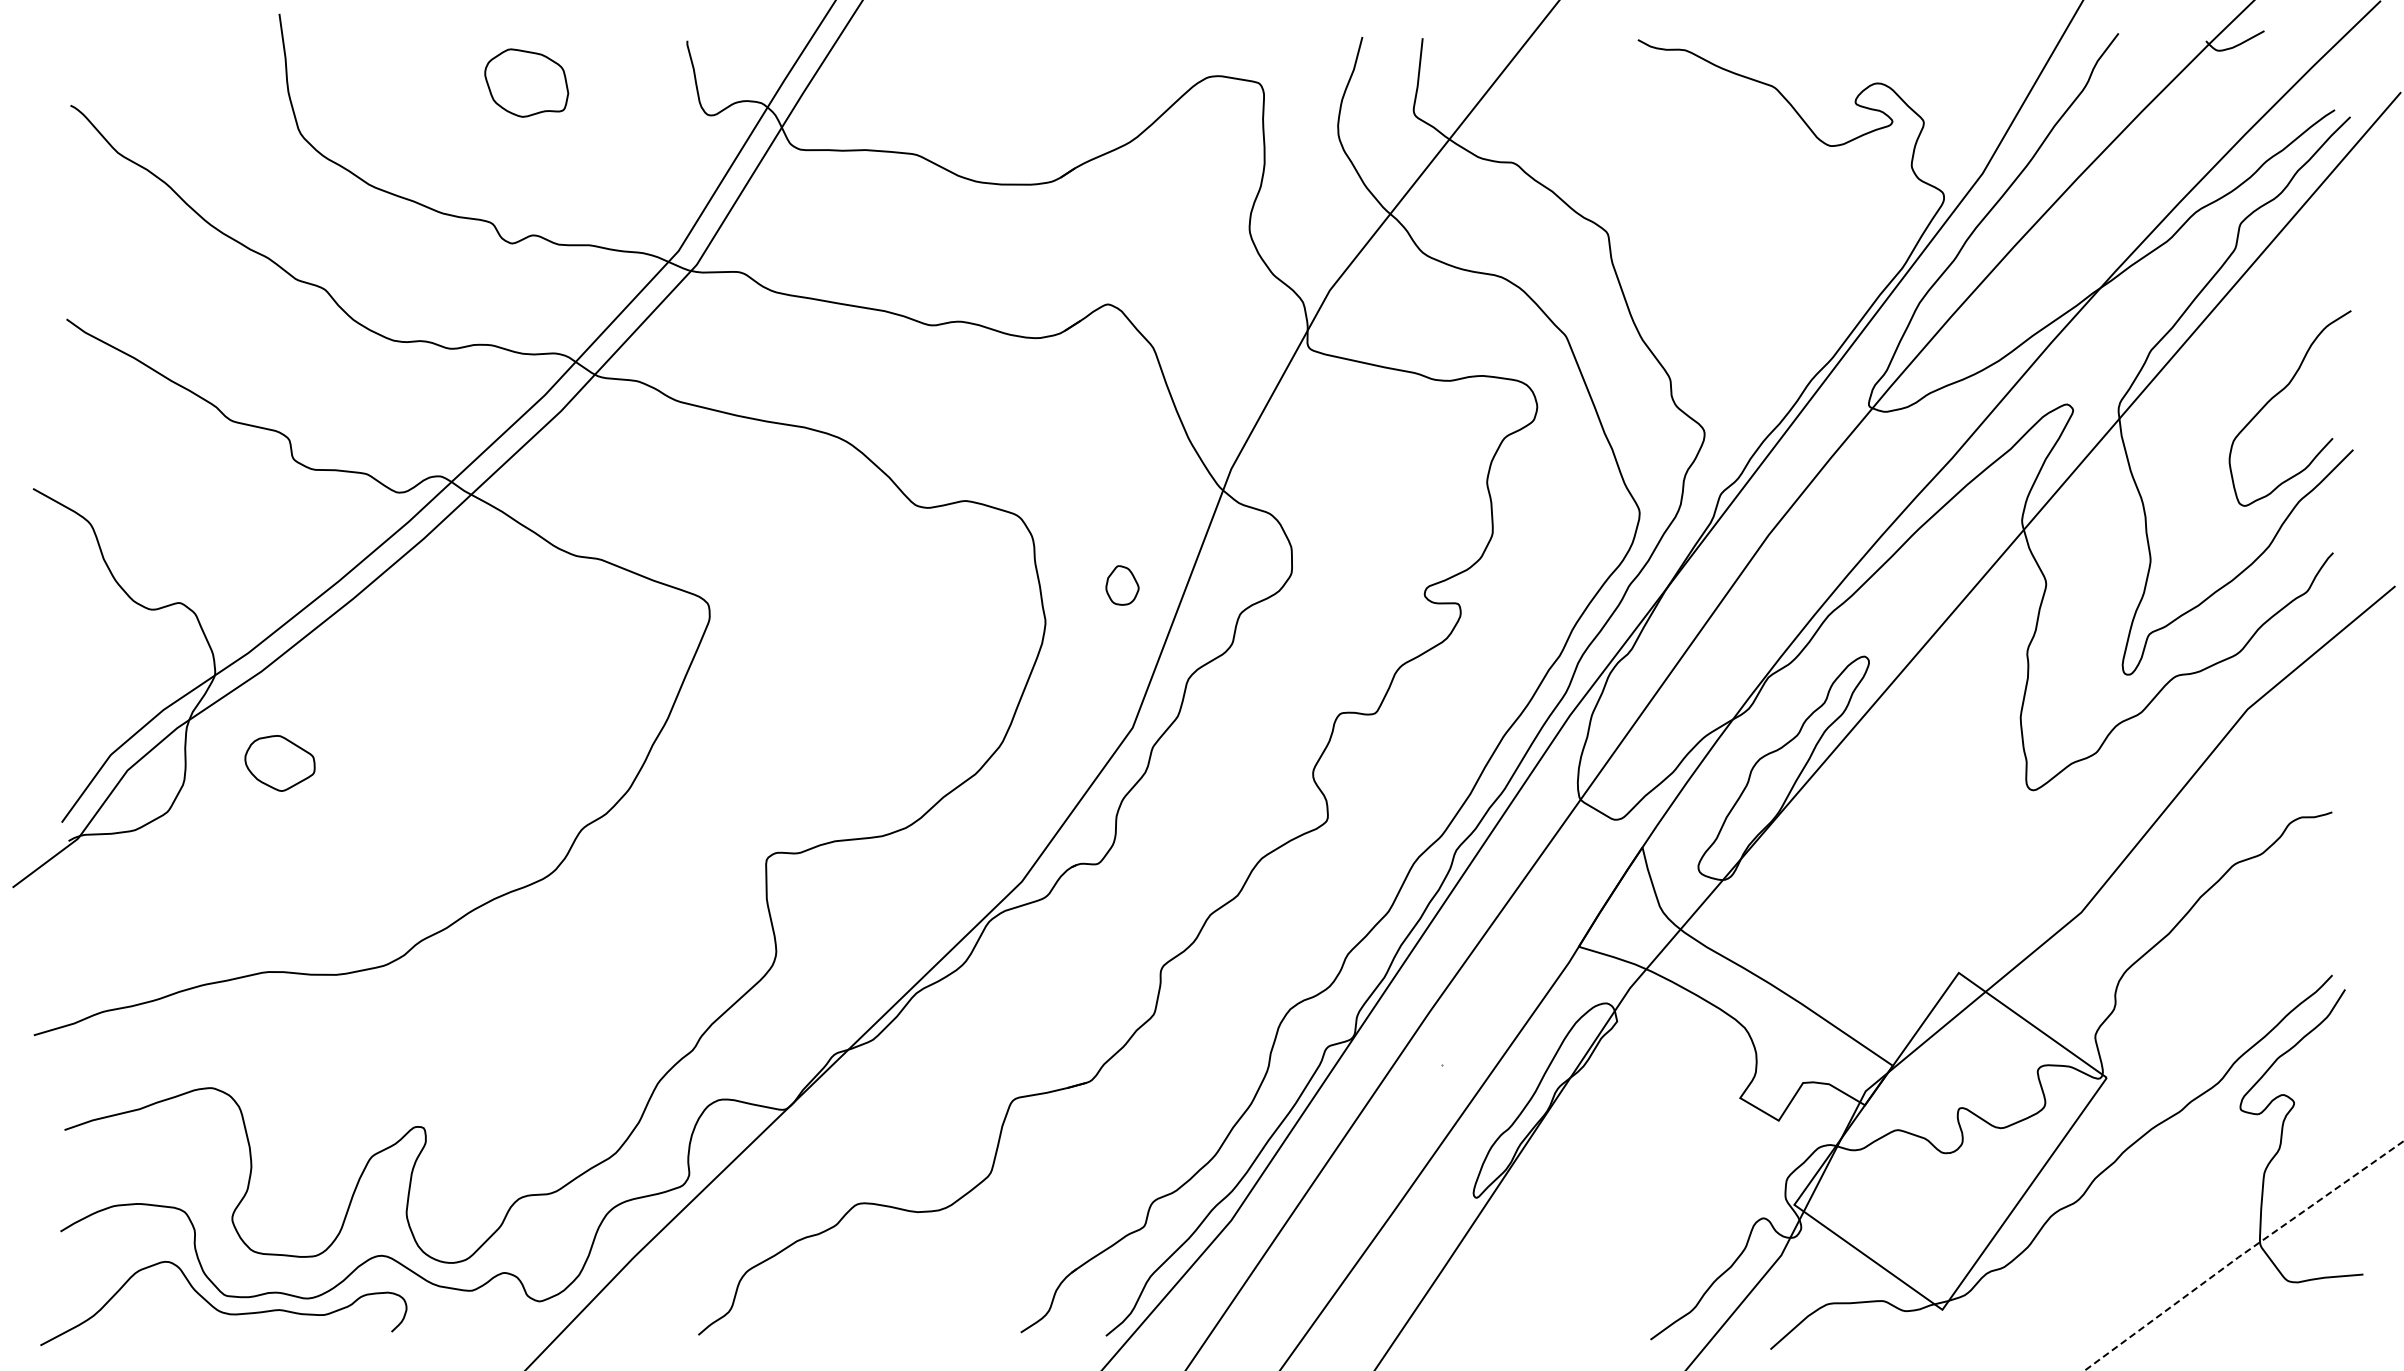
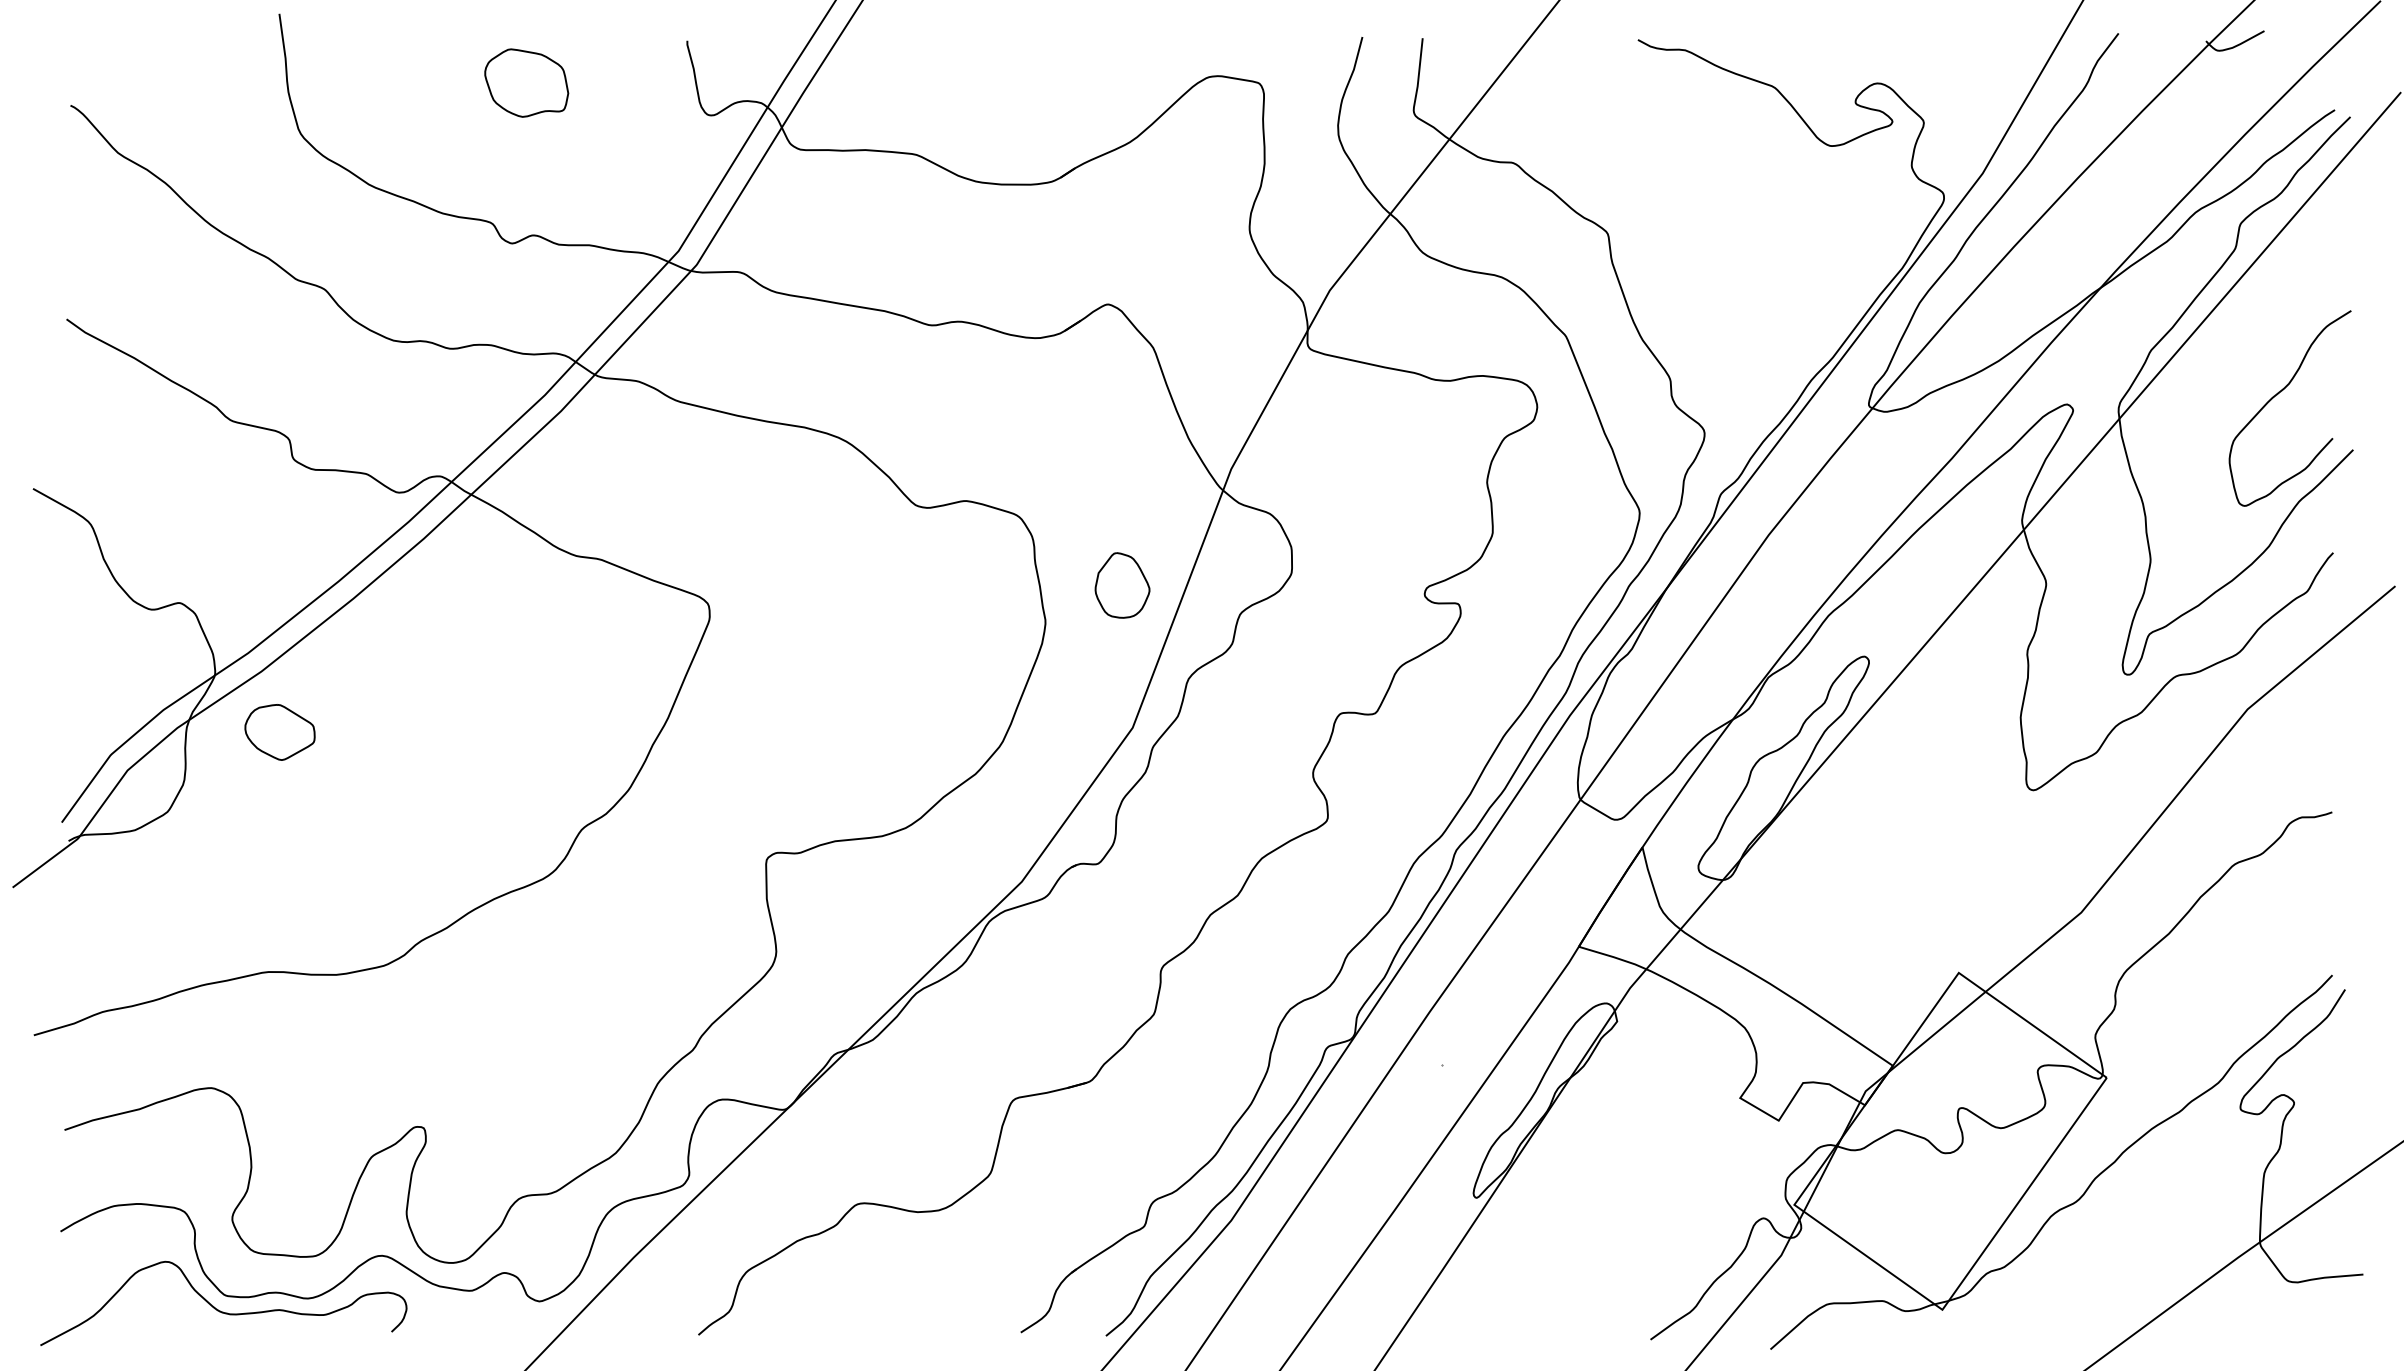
part size: 35x41 px -> 57x67 px (1122, 585)
part position: (279, 763) -> (279, 732) (279, 732)
line: dashed -> solid (2242, 1254)
